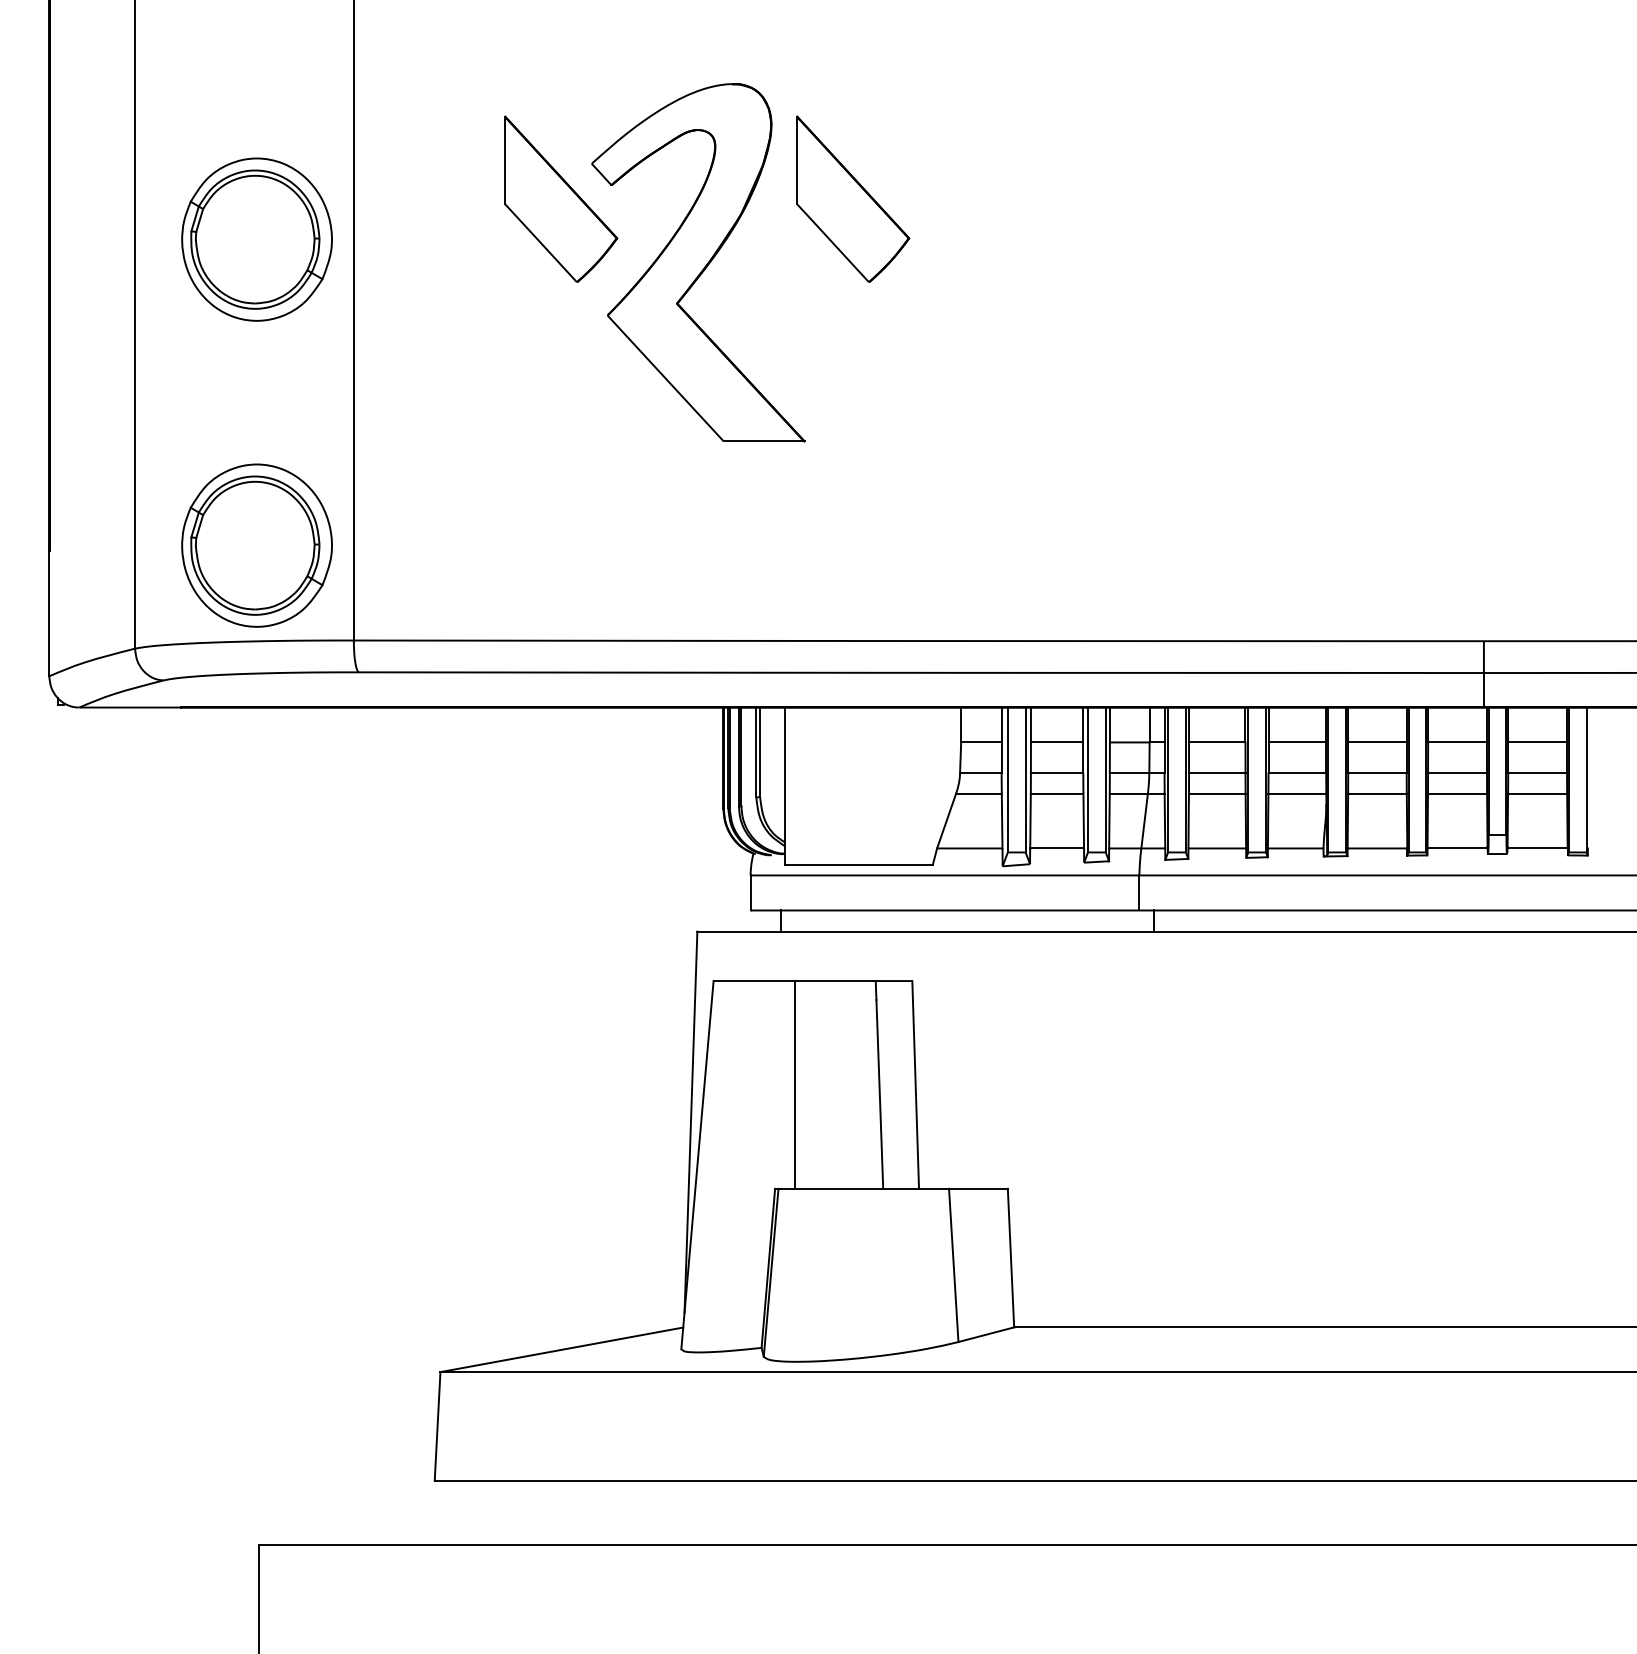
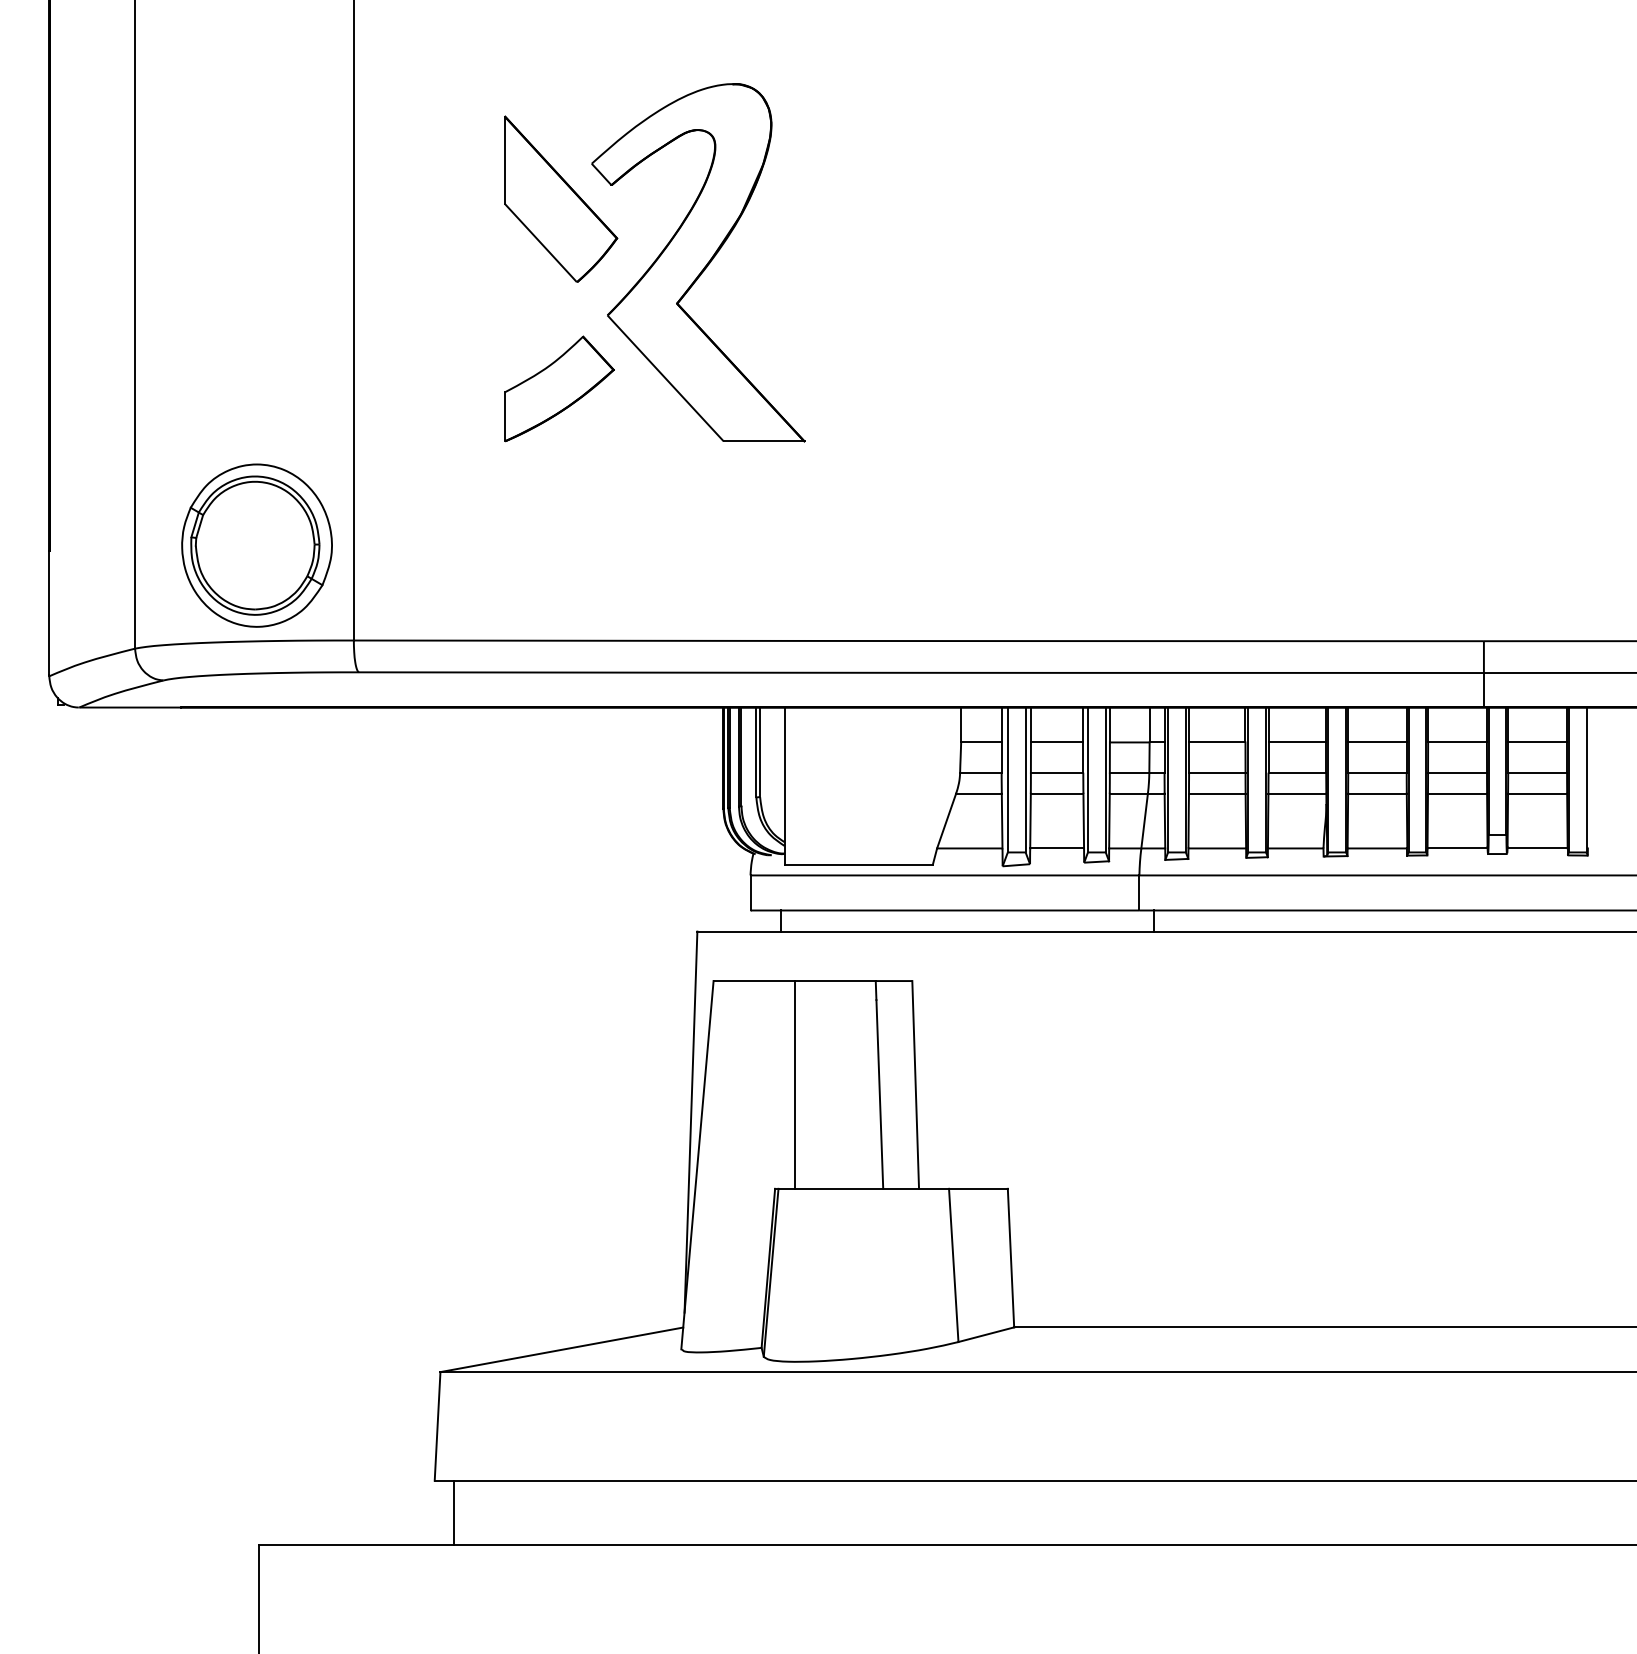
part: present -> none (853, 198)
part: present -> none (256, 239)
part: none -> present (559, 388)
line: none -> present (454, 1512)
